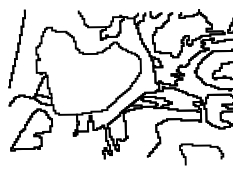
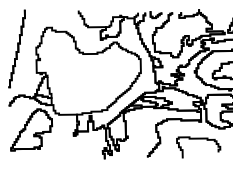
curve position: (201, 146) -> (198, 139) (198, 139)
